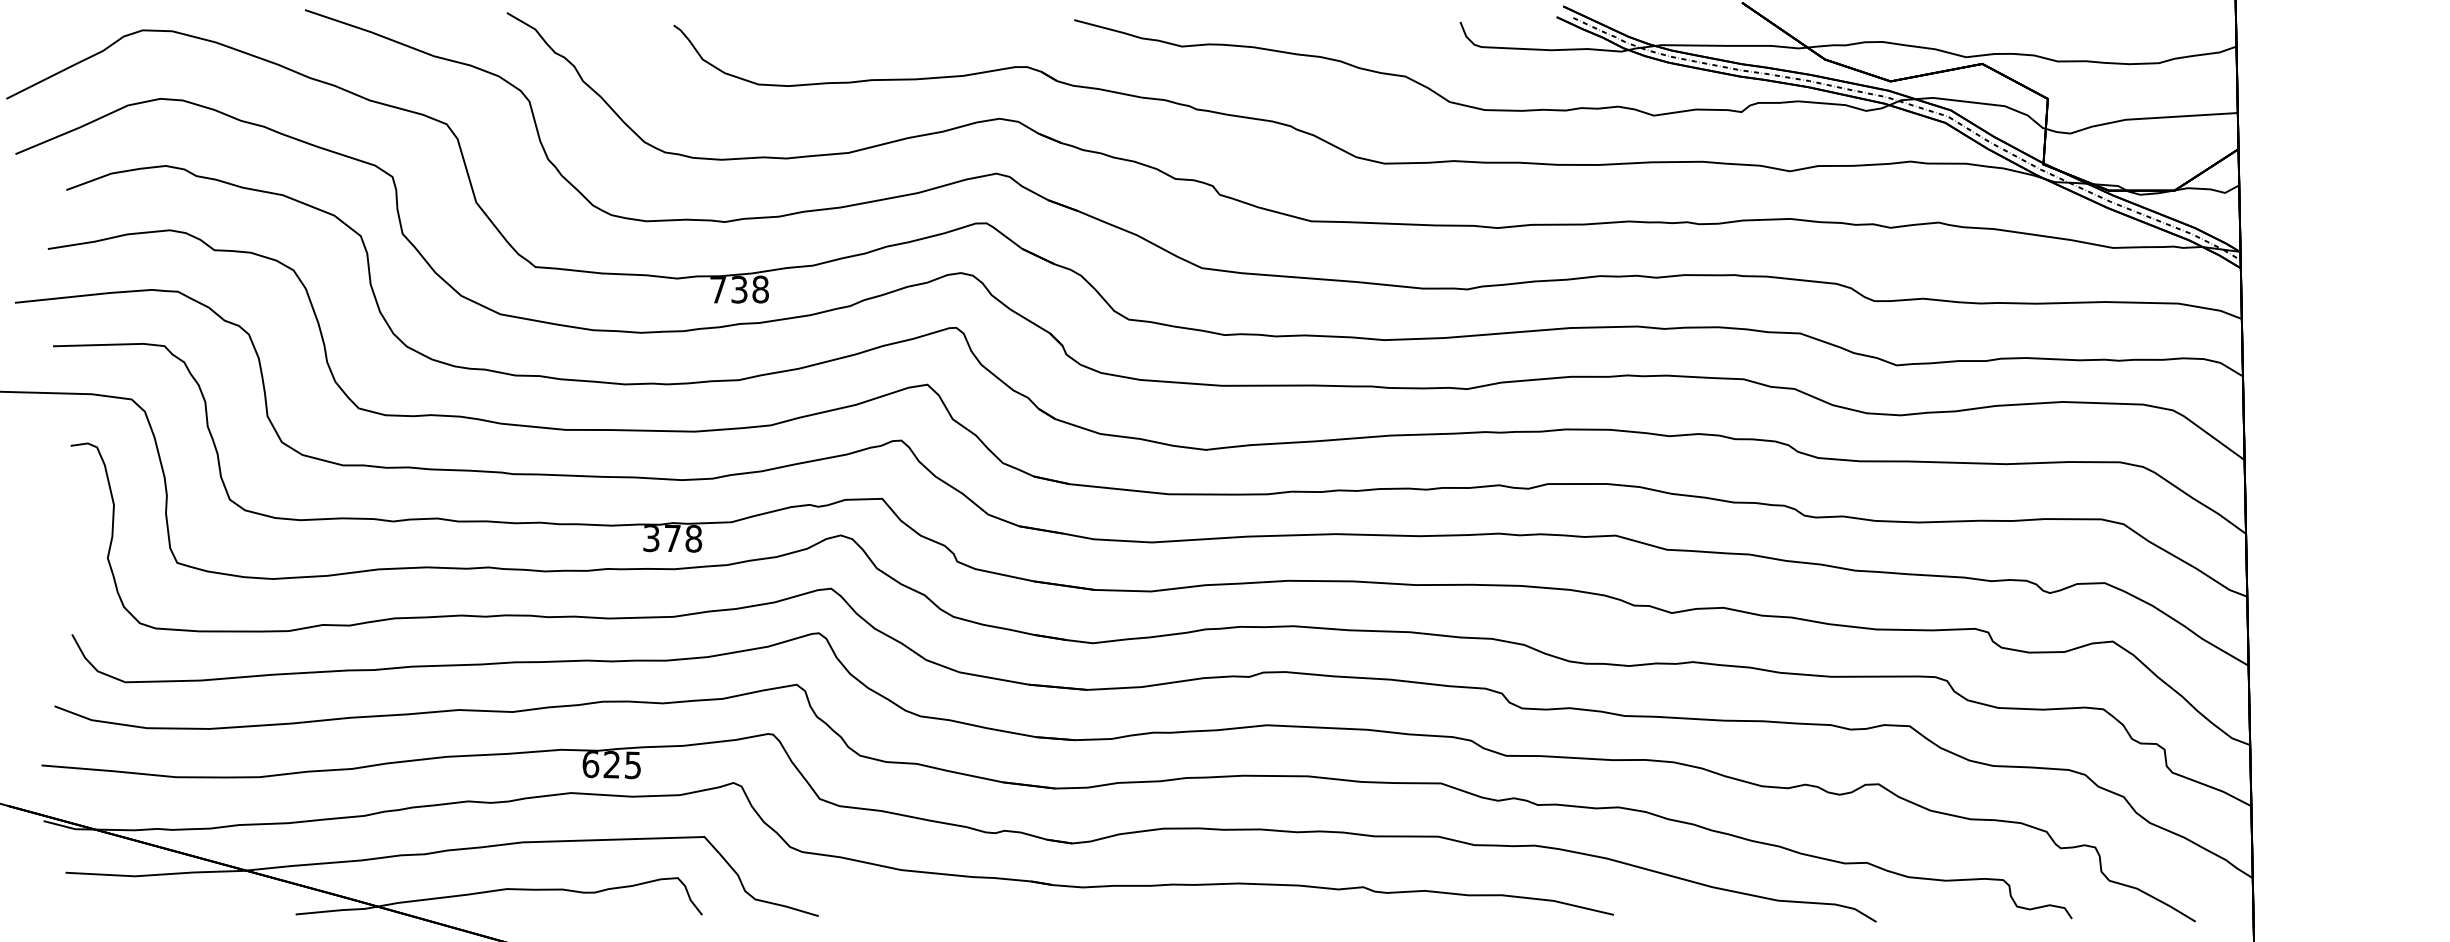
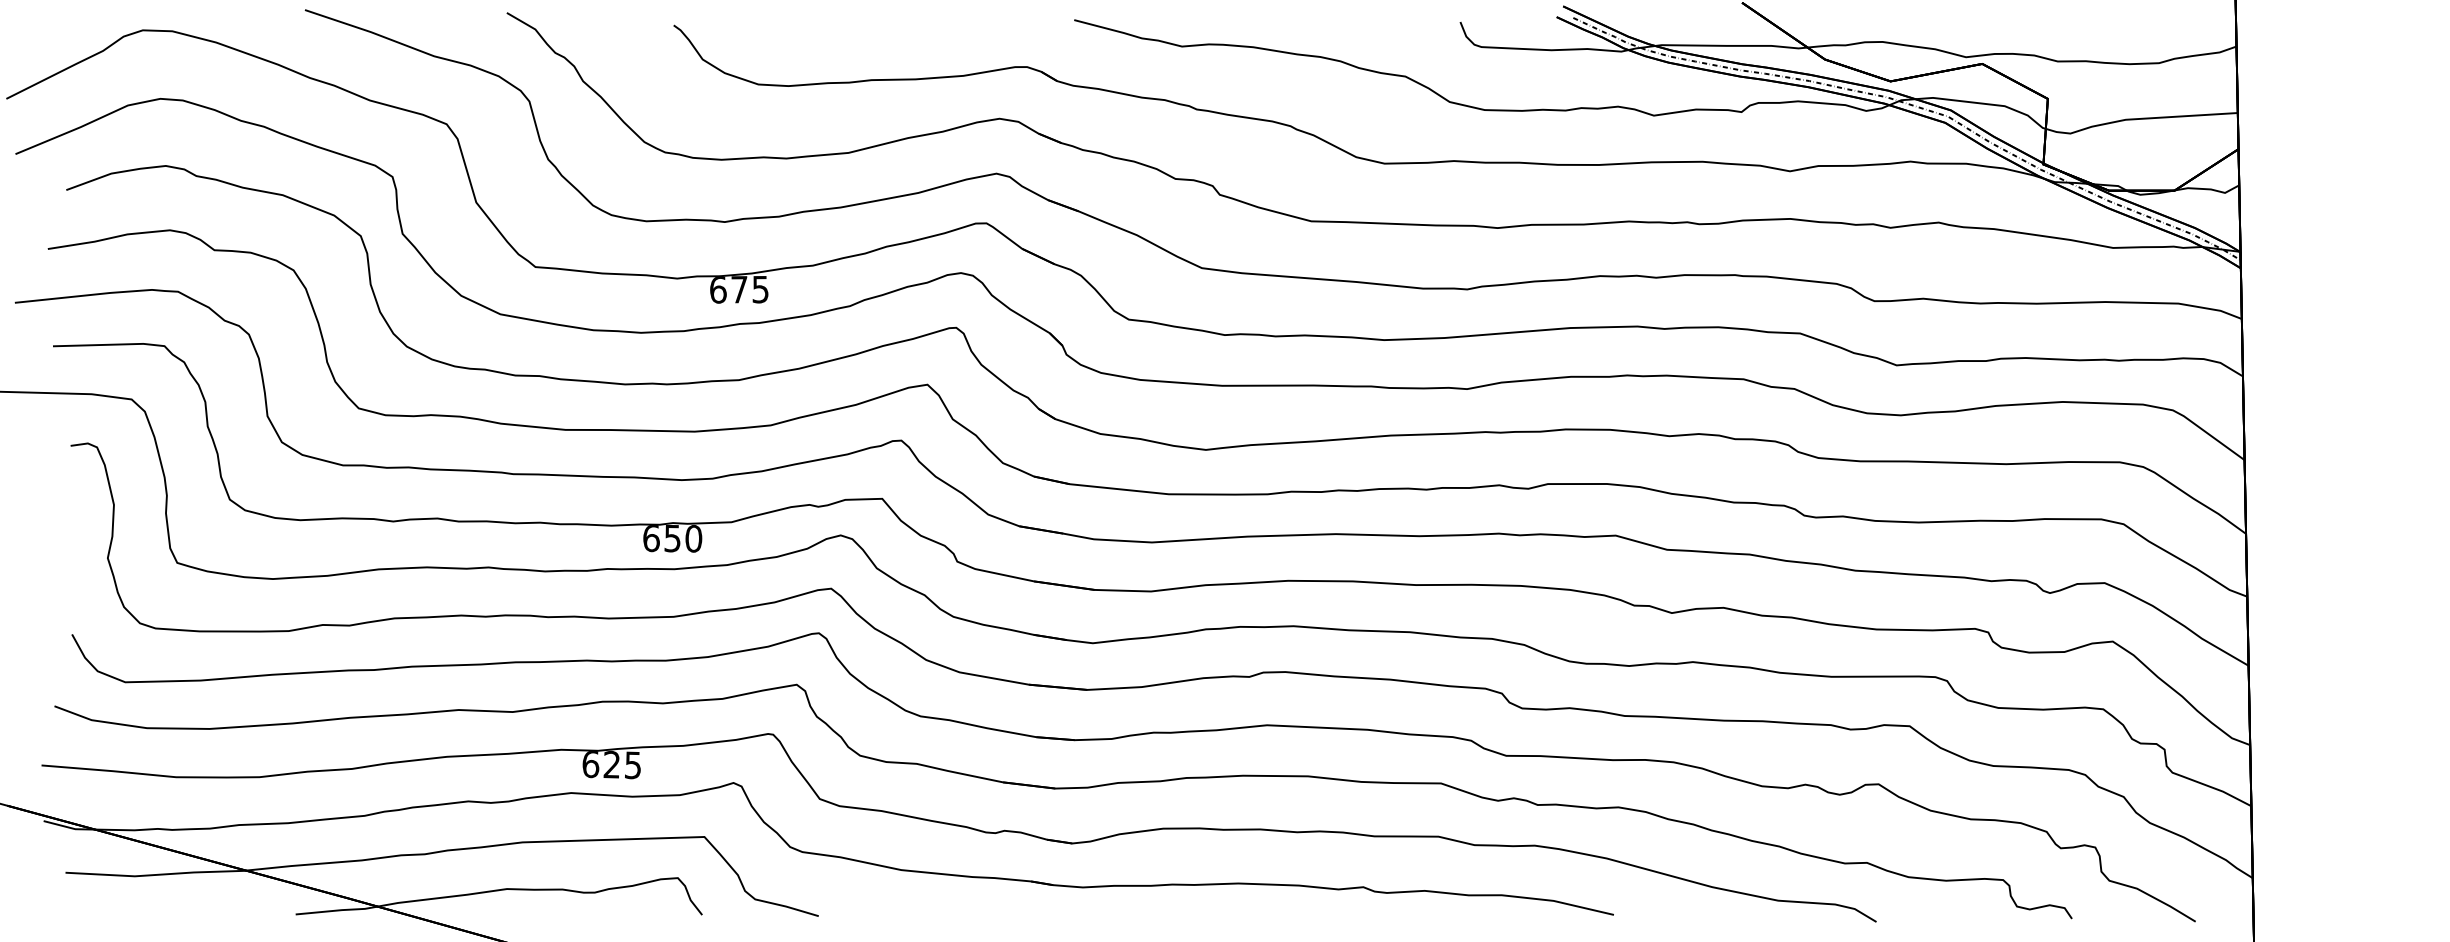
text: 738 -> 675 (739, 289)
text: 378 -> 650 (672, 538)
